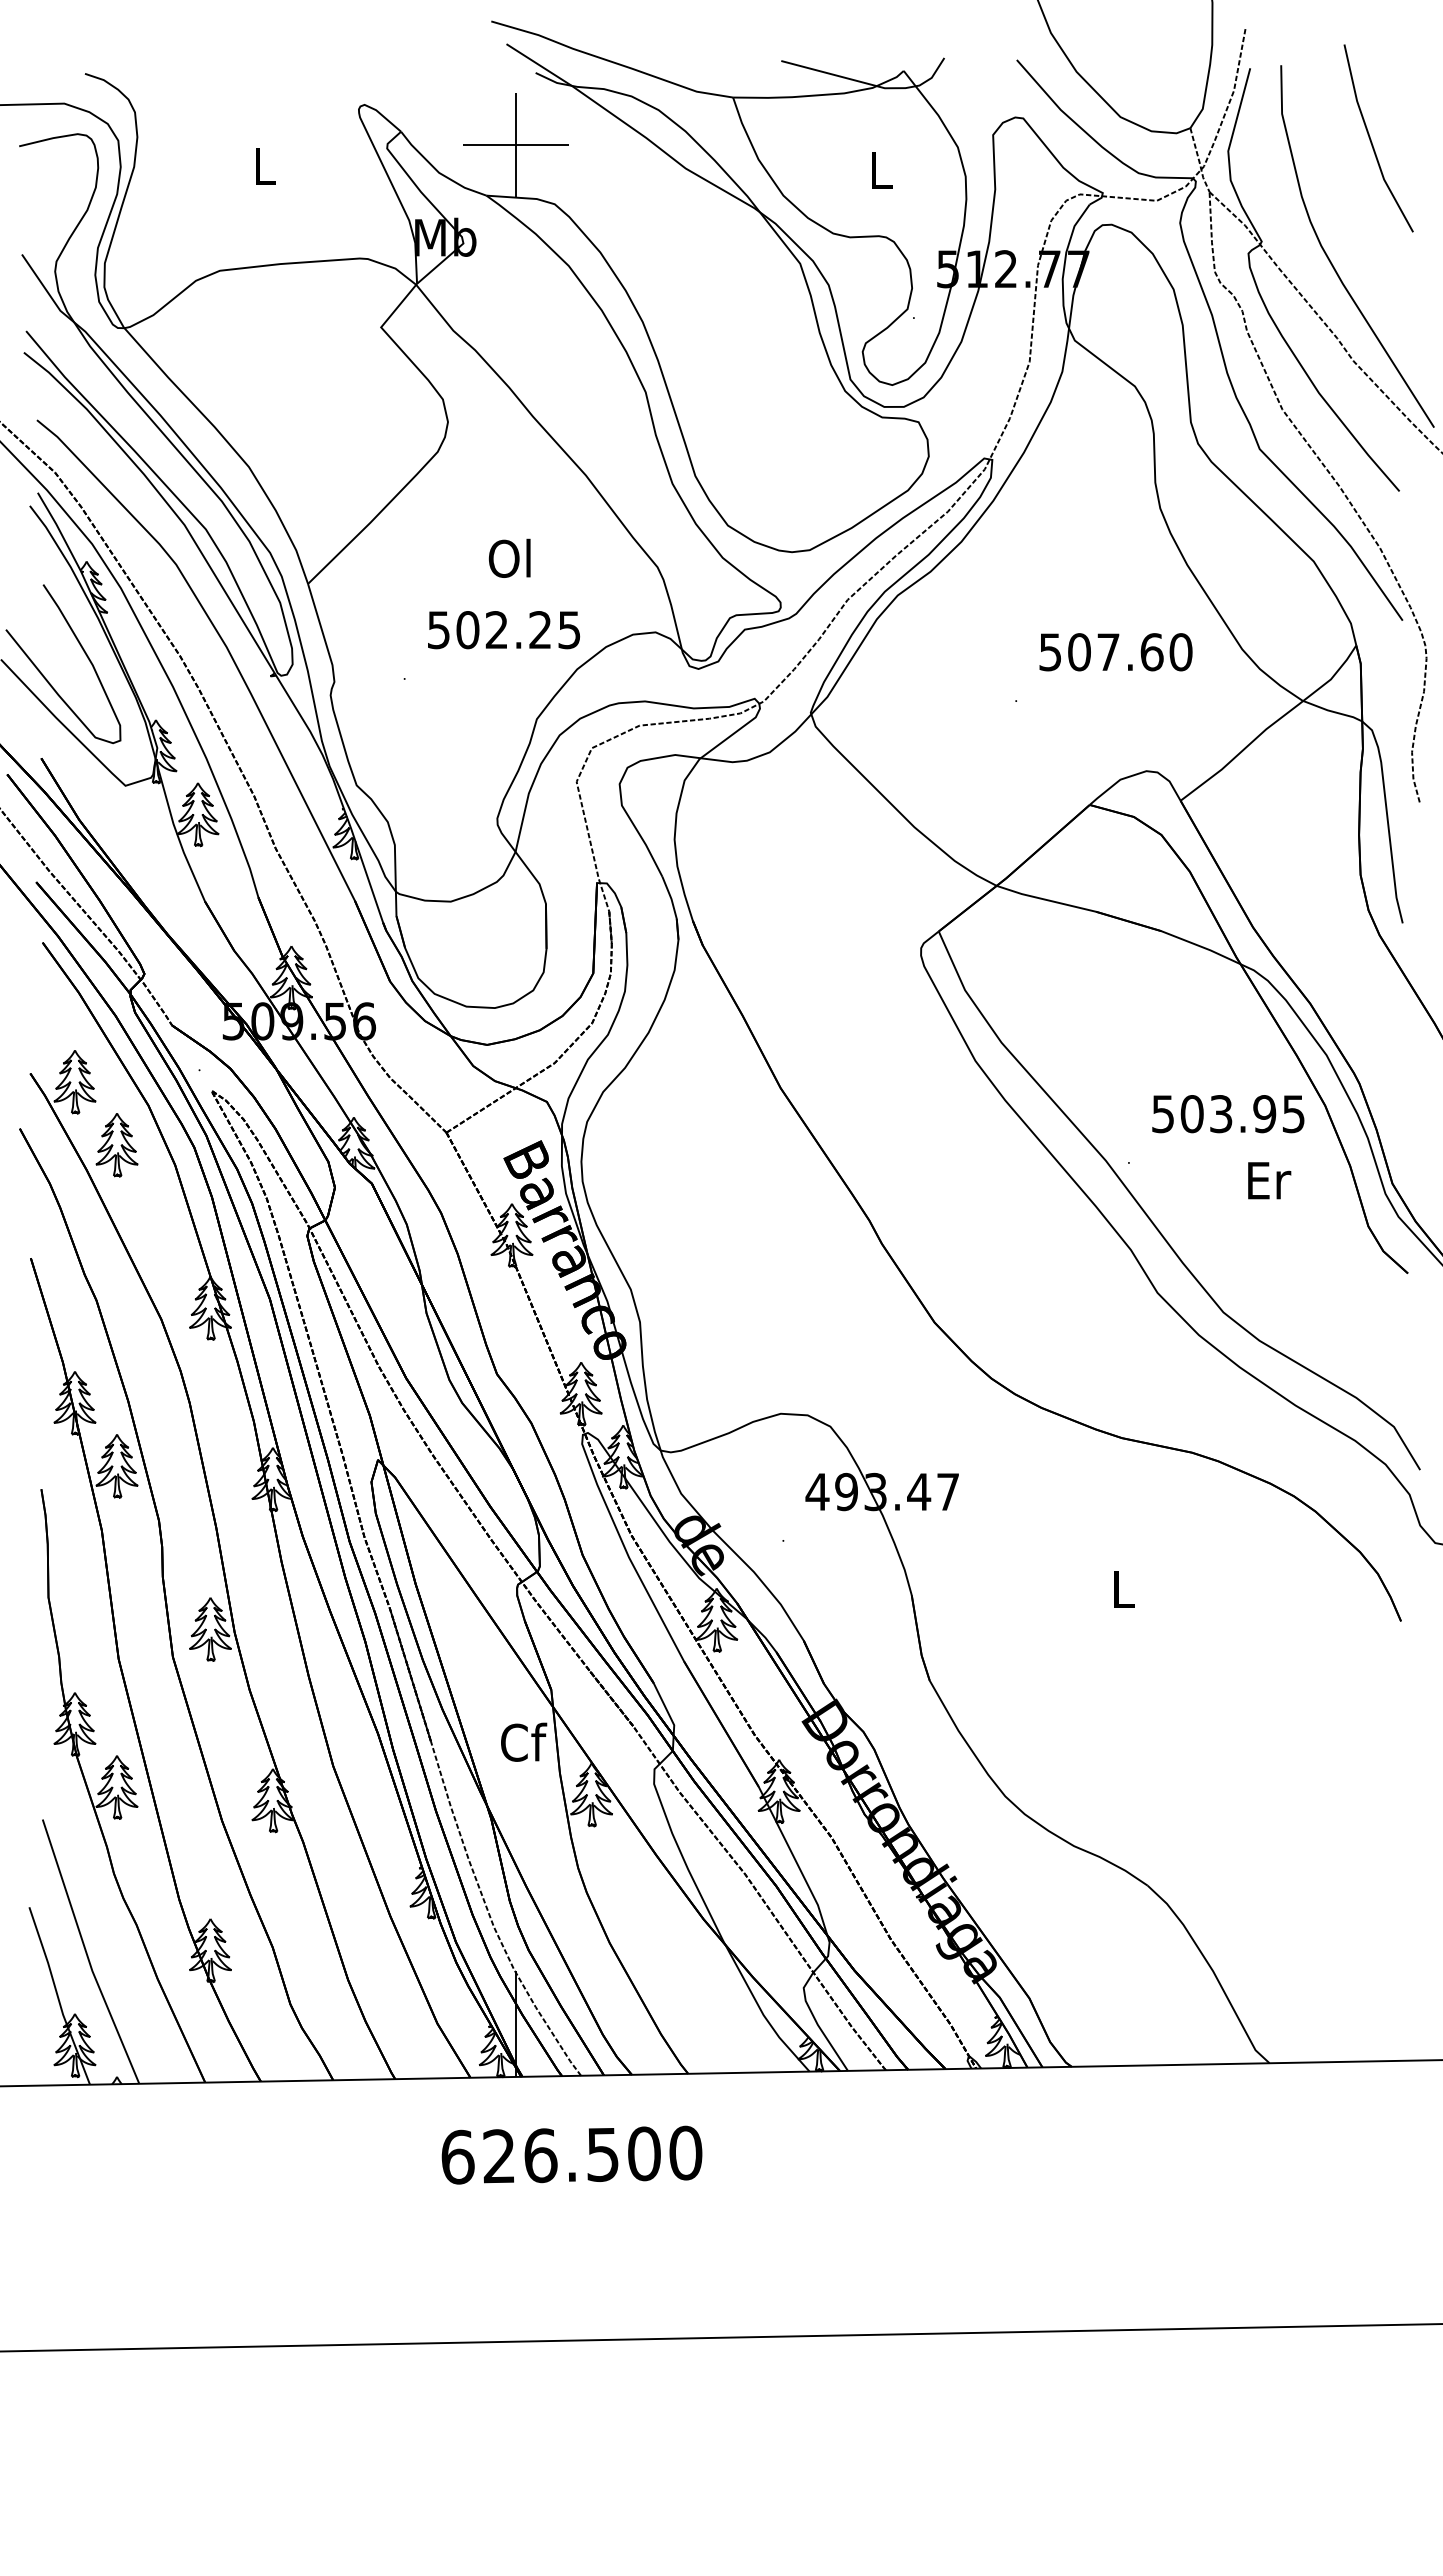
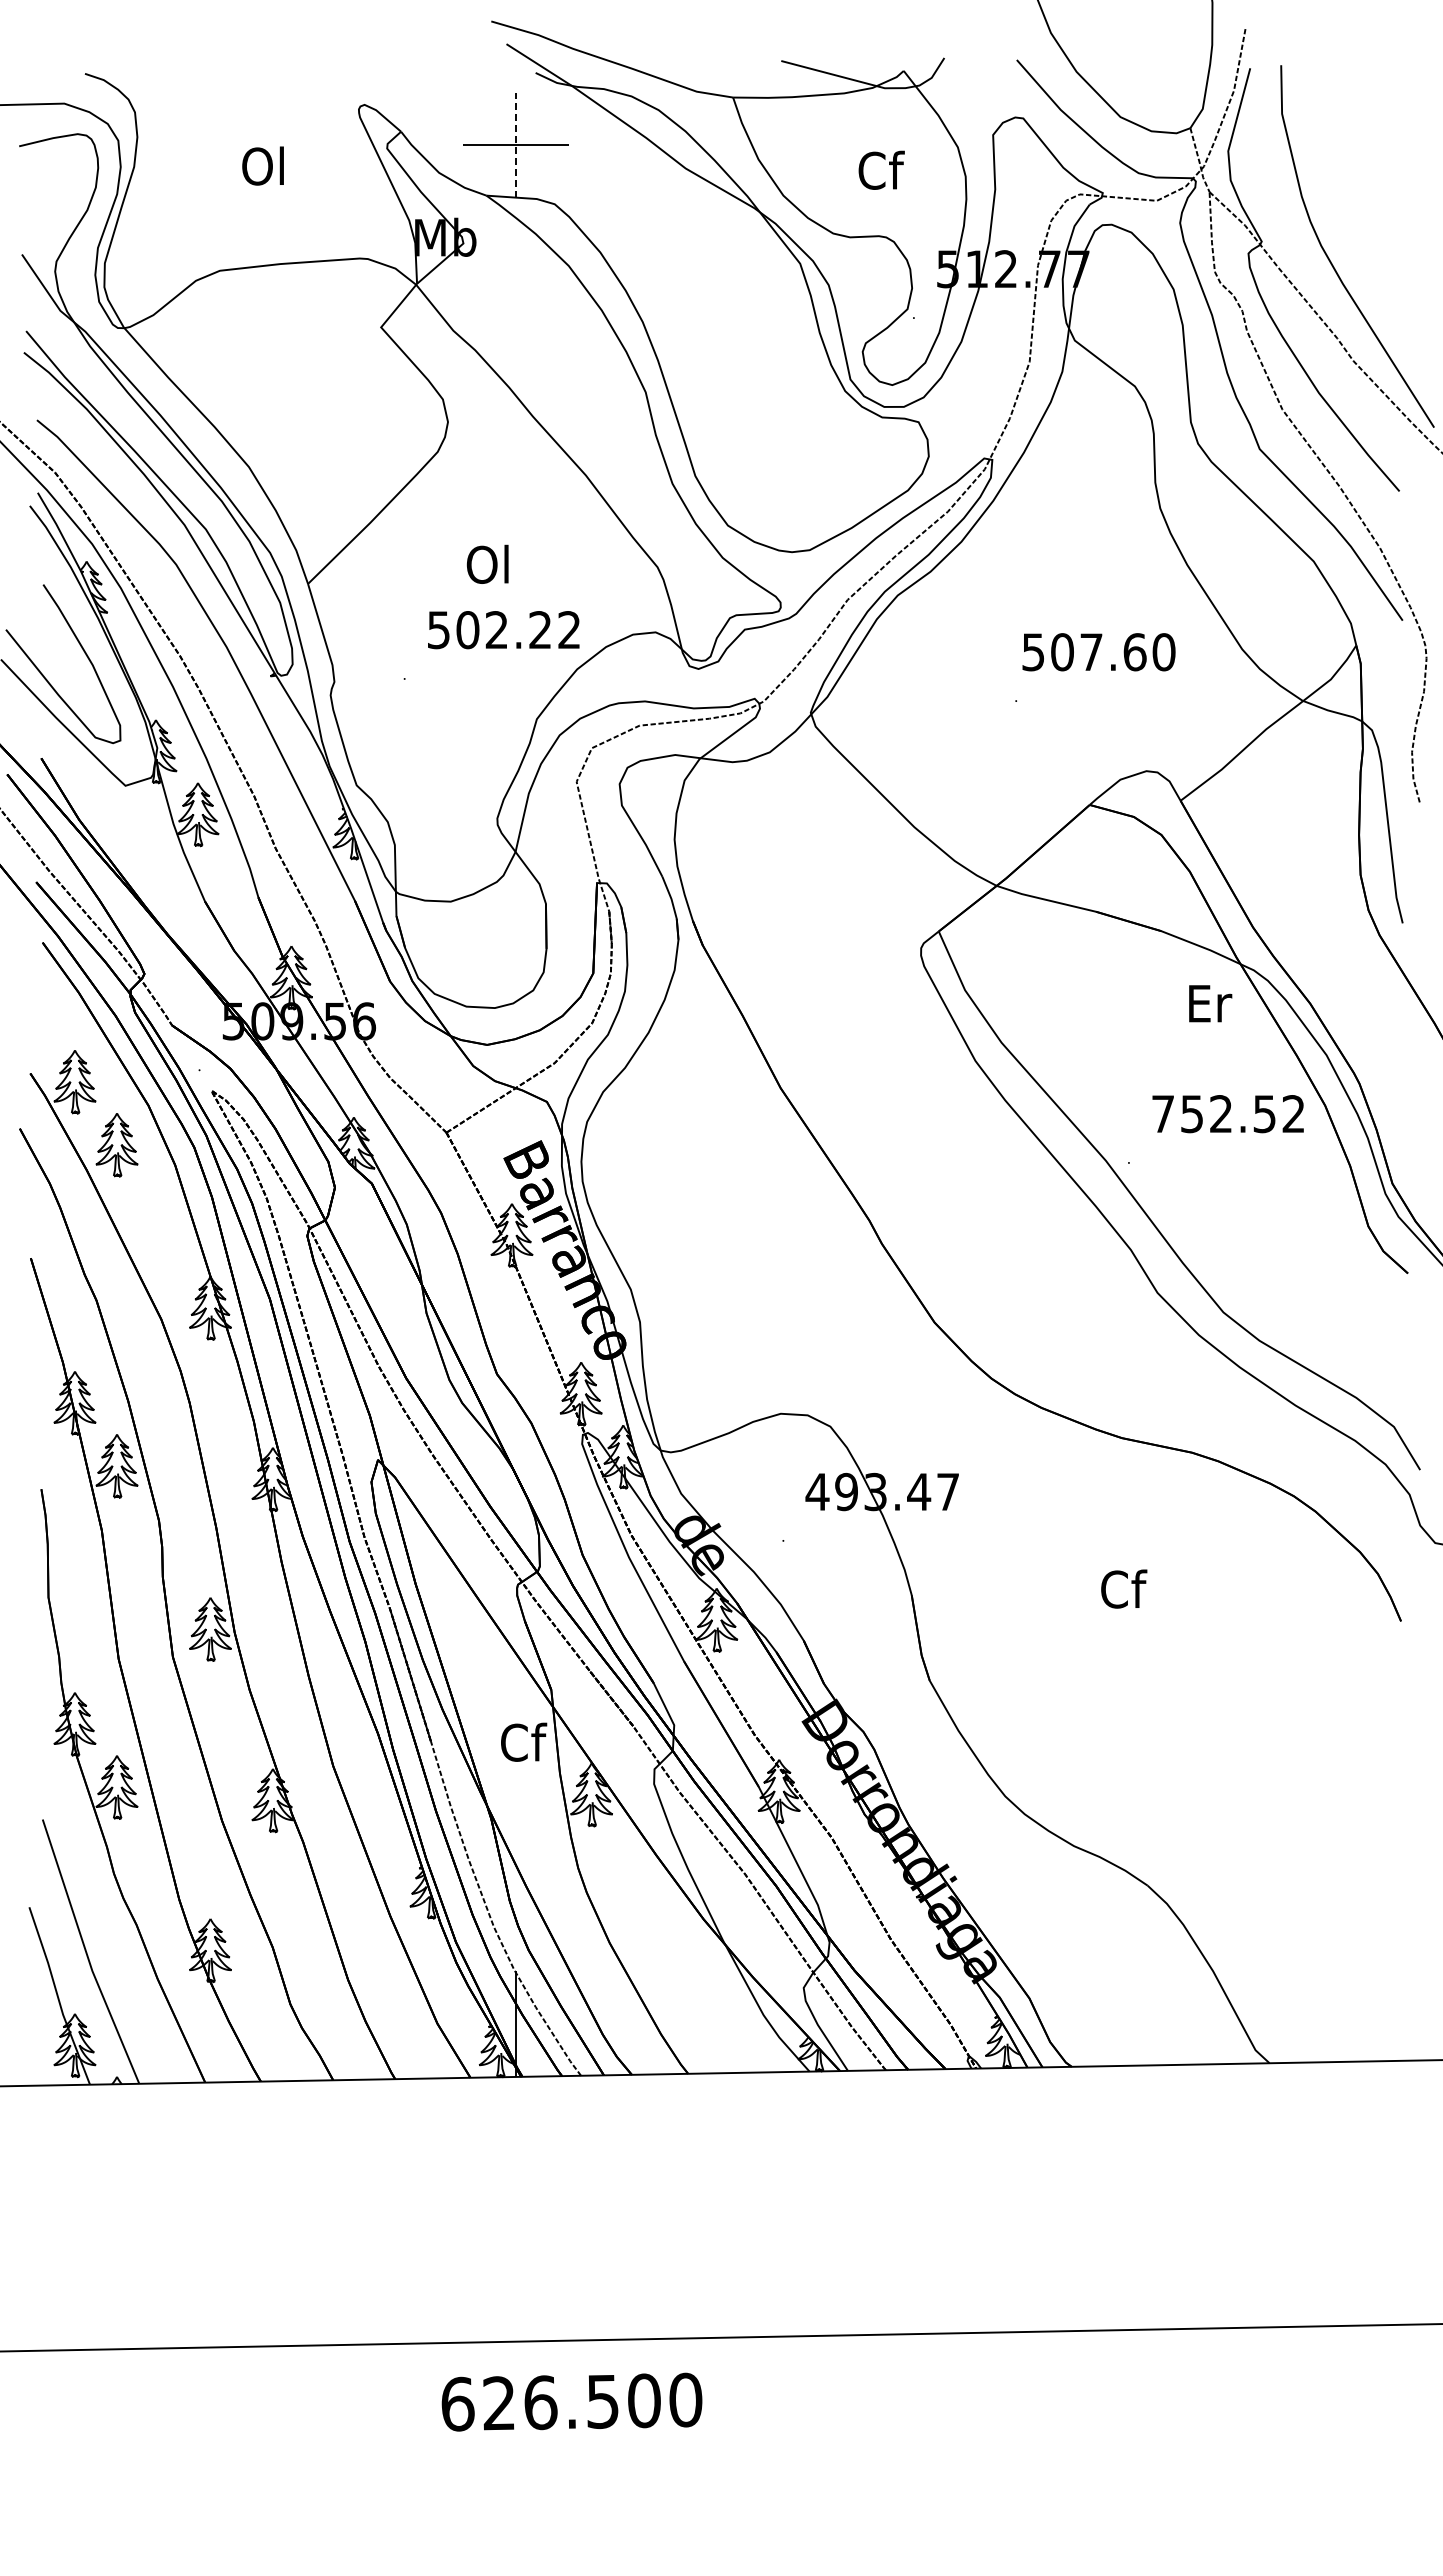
line: present -> none (1371, 139)
line: solid -> dashed (516, 145)
text: L -> Ol (262, 165)
text: L -> Cf (881, 169)
text position: (509, 557) -> (487, 563) (487, 563)
text: 502.25 -> 502.22 (569, 630)
text position: (1115, 652) -> (1098, 652) (1098, 652)
text: 503.95 -> 752.52 (1228, 1114)
text position: (1269, 1180) -> (1210, 1003) (1210, 1003)
text: L -> Cf (1124, 1588)
text position: (571, 2154) -> (571, 2401) (571, 2401)
